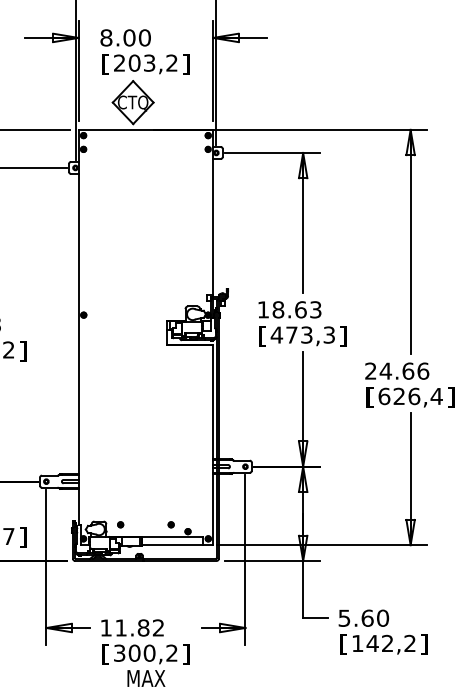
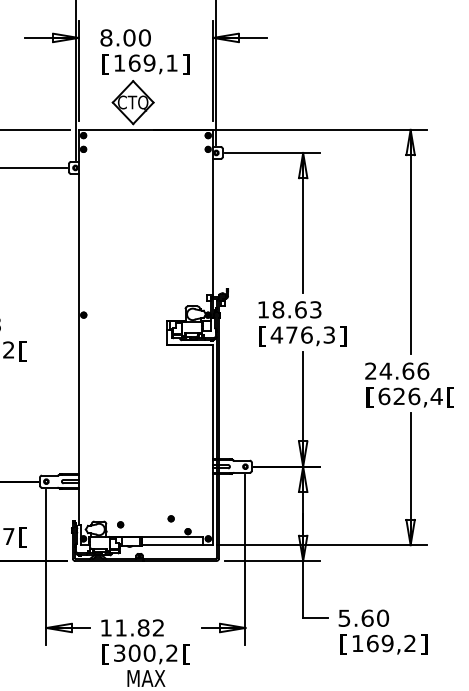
text: 203,2 -> 169,1 (145, 62)
text: 473,3 -> 476,3 (306, 334)
text: ] -> [ (22, 351)
text: ] -> [ (450, 397)
part position: (170, 524) -> (170, 518) (170, 518)
text: ] -> [ (22, 537)
text: 142,2 -> 169,2 (379, 643)
text: ] -> [ (186, 654)
